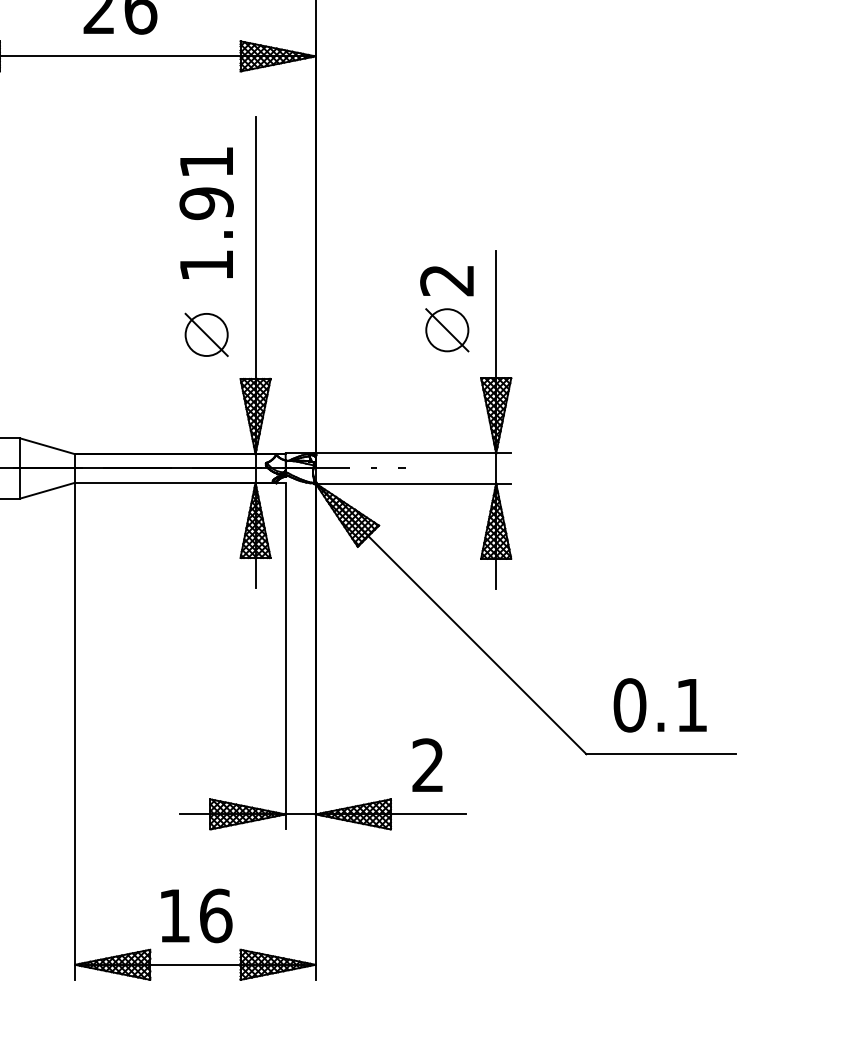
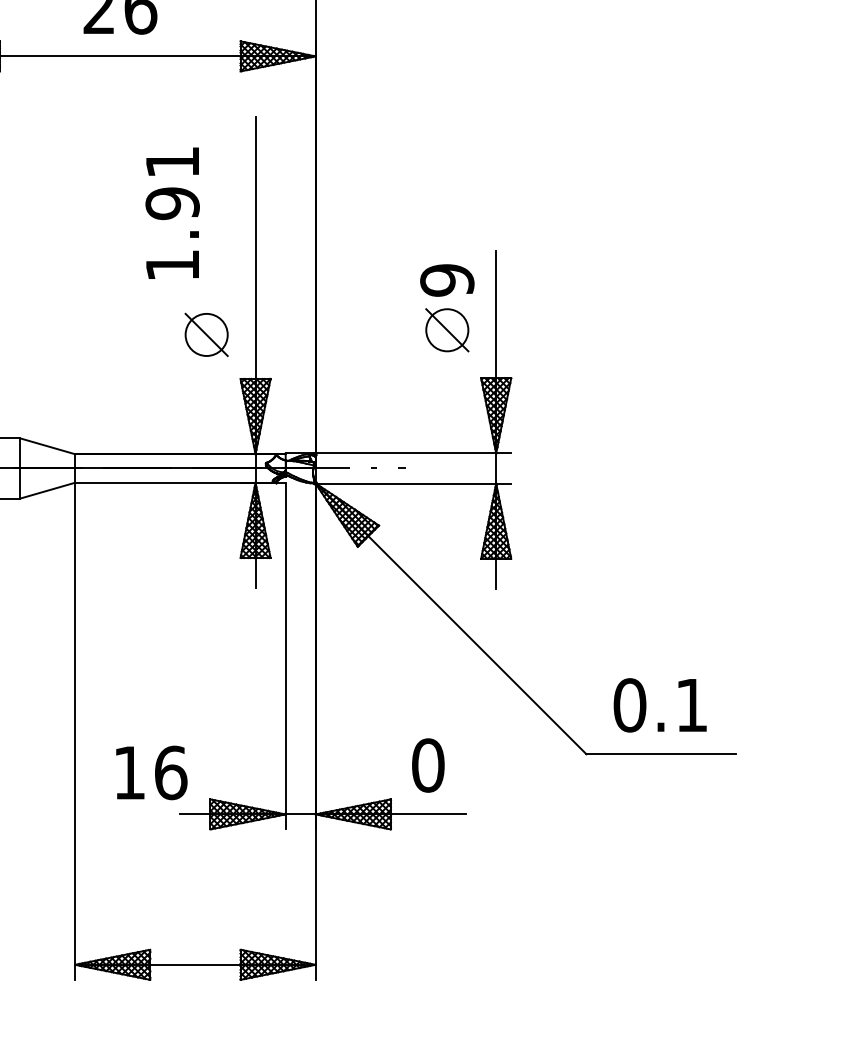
text position: (206, 212) -> (172, 212) (172, 212)
text: 2 -> 9 (447, 280)
text: 2 -> 0 (428, 765)
text position: (196, 915) -> (151, 772) (151, 772)
